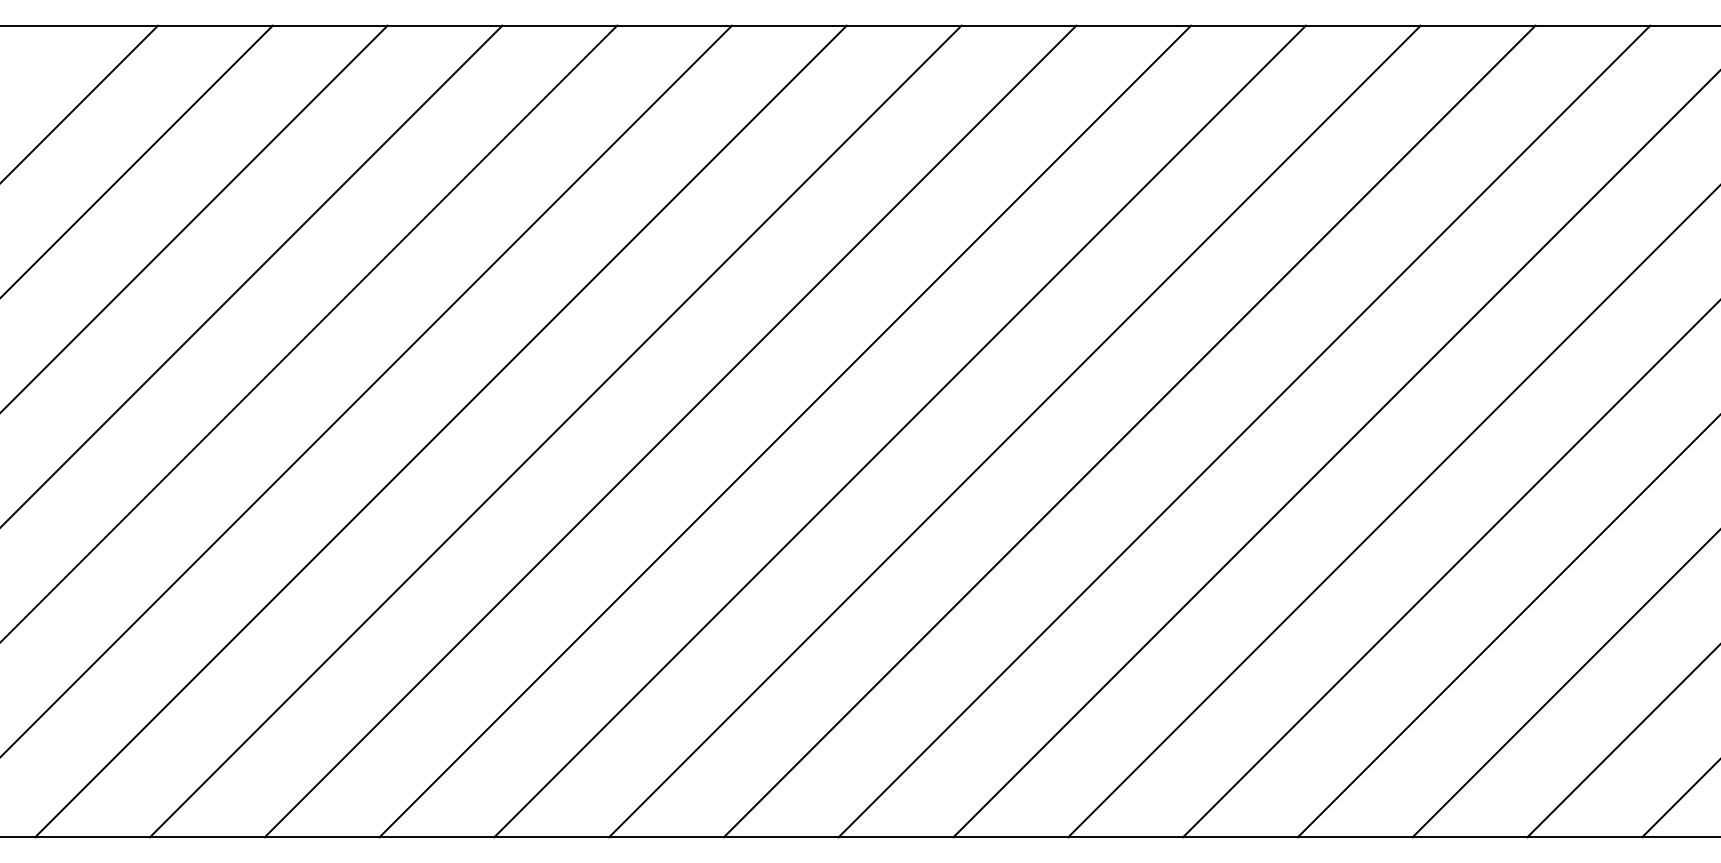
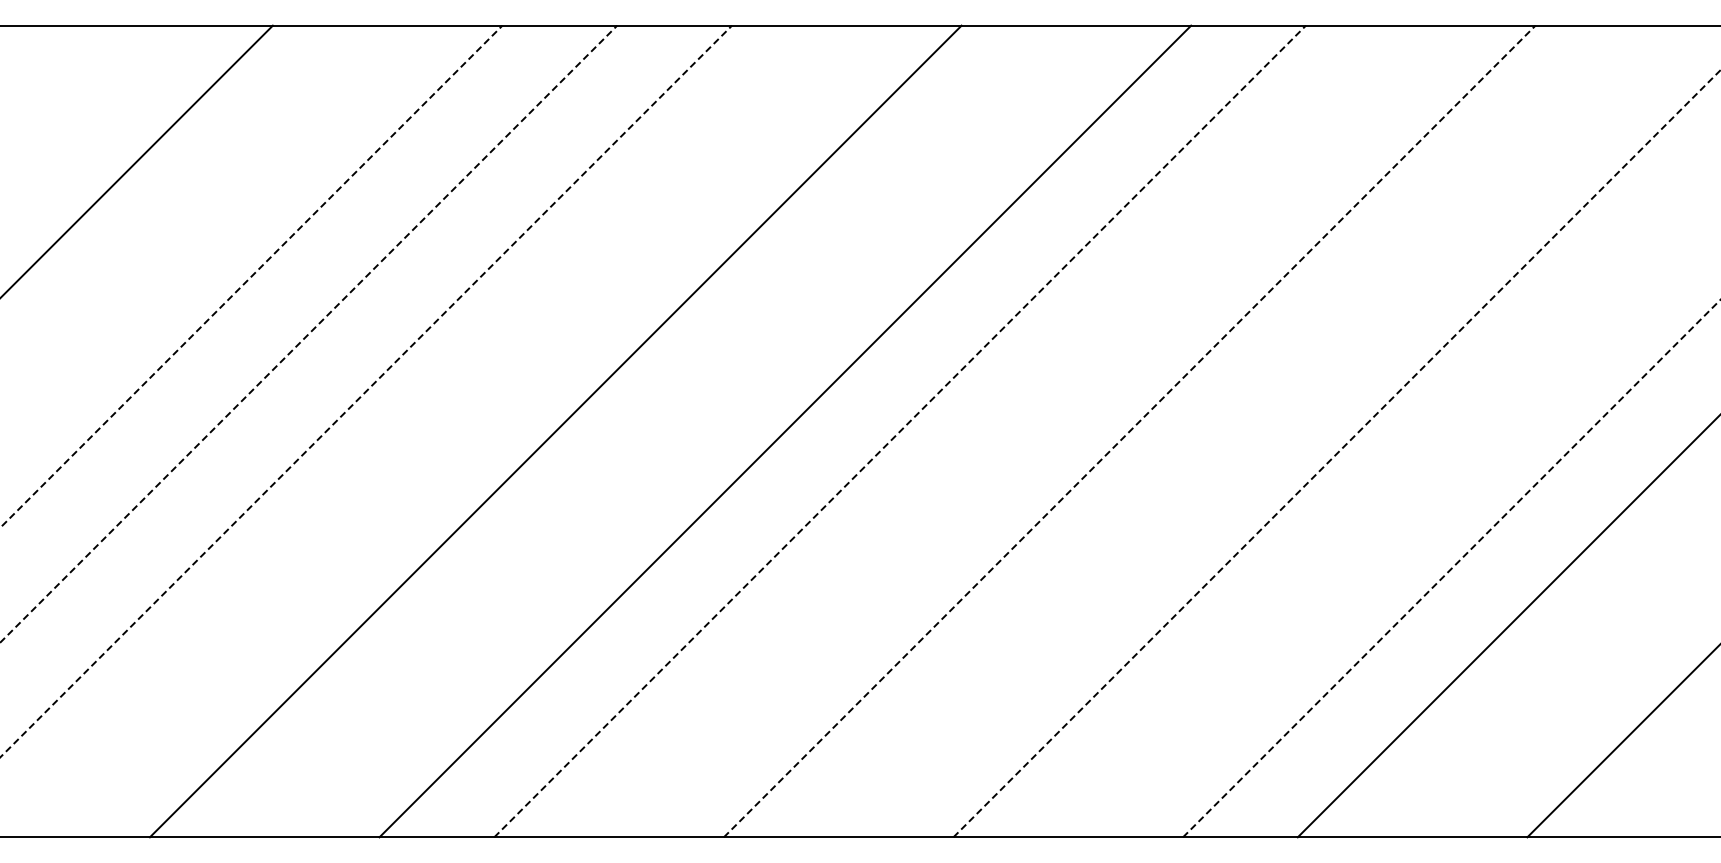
line: present -> none (80, 103)
line: present -> none (194, 218)
line: solid -> dashed (251, 276)
line: solid -> dashed (308, 333)
line: solid -> dashed (366, 391)
line: present -> none (440, 431)
line: present -> none (670, 431)
line: solid -> dashed (900, 431)
line: present -> none (1014, 431)
line: solid -> dashed (1129, 431)
line: present -> none (1244, 431)
line: solid -> dashed (1337, 453)
line: present -> none (1392, 512)
line: solid -> dashed (1451, 568)
line: present -> none (1564, 684)
line: present -> none (1679, 799)
